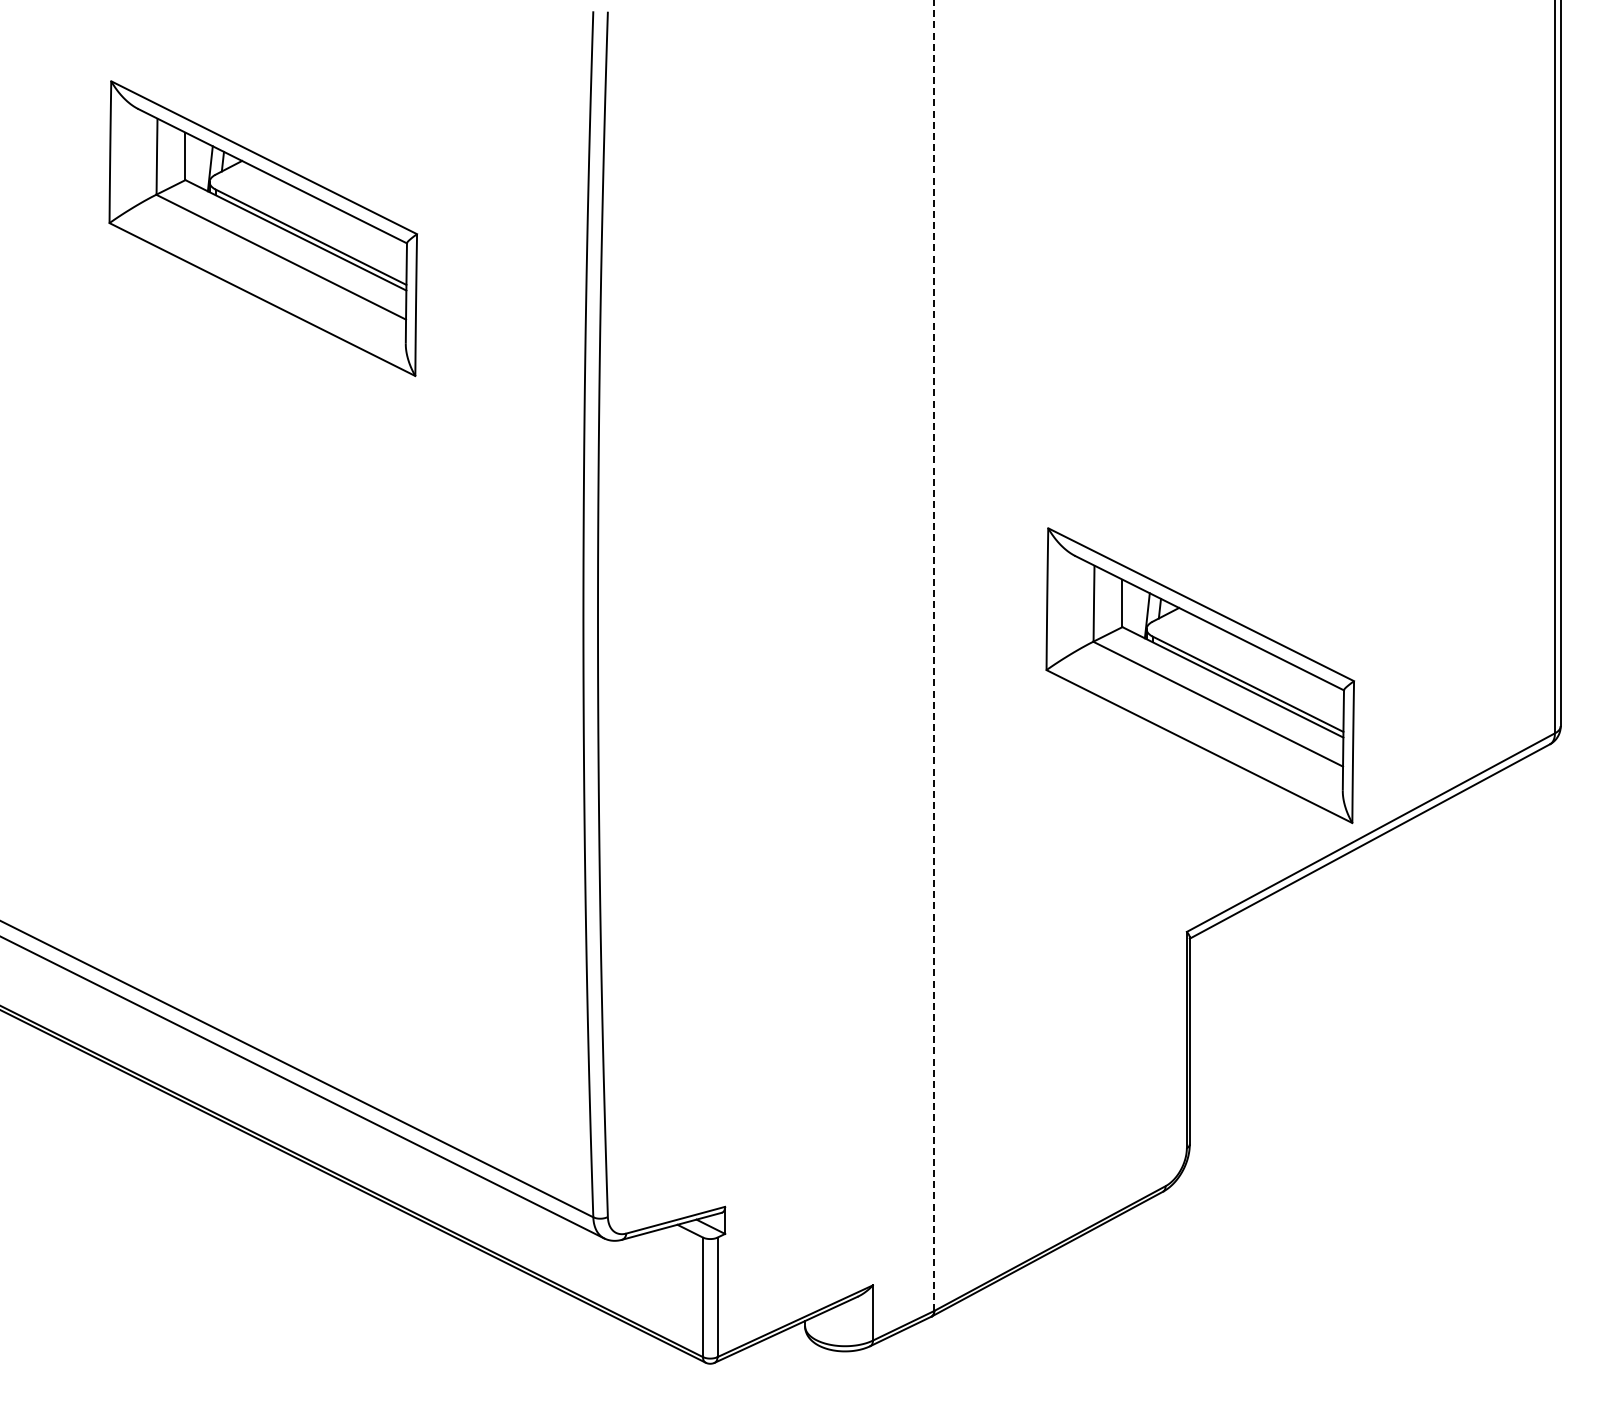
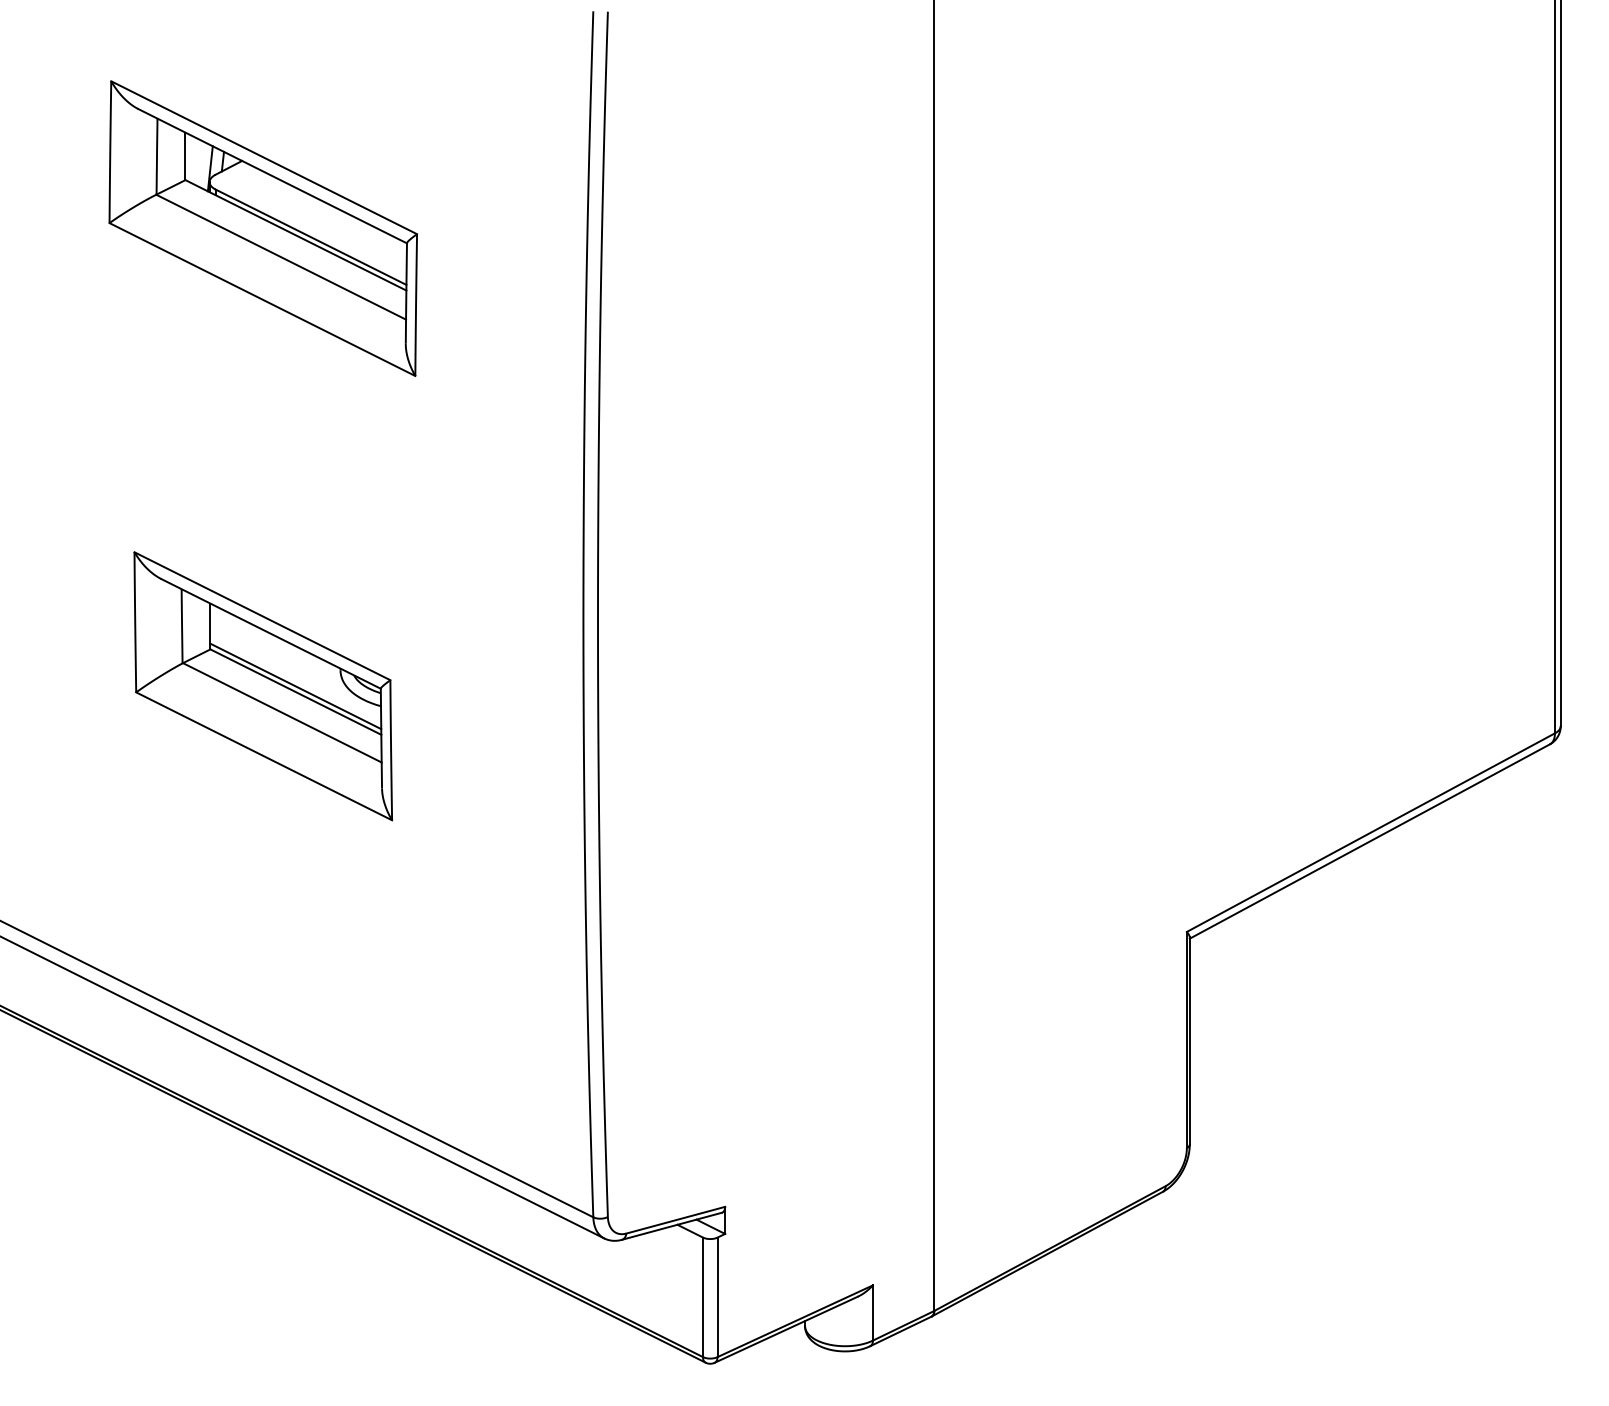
line: dashed -> solid (934, 655)
part: present -> none (1199, 675)
part: none -> present (263, 686)
